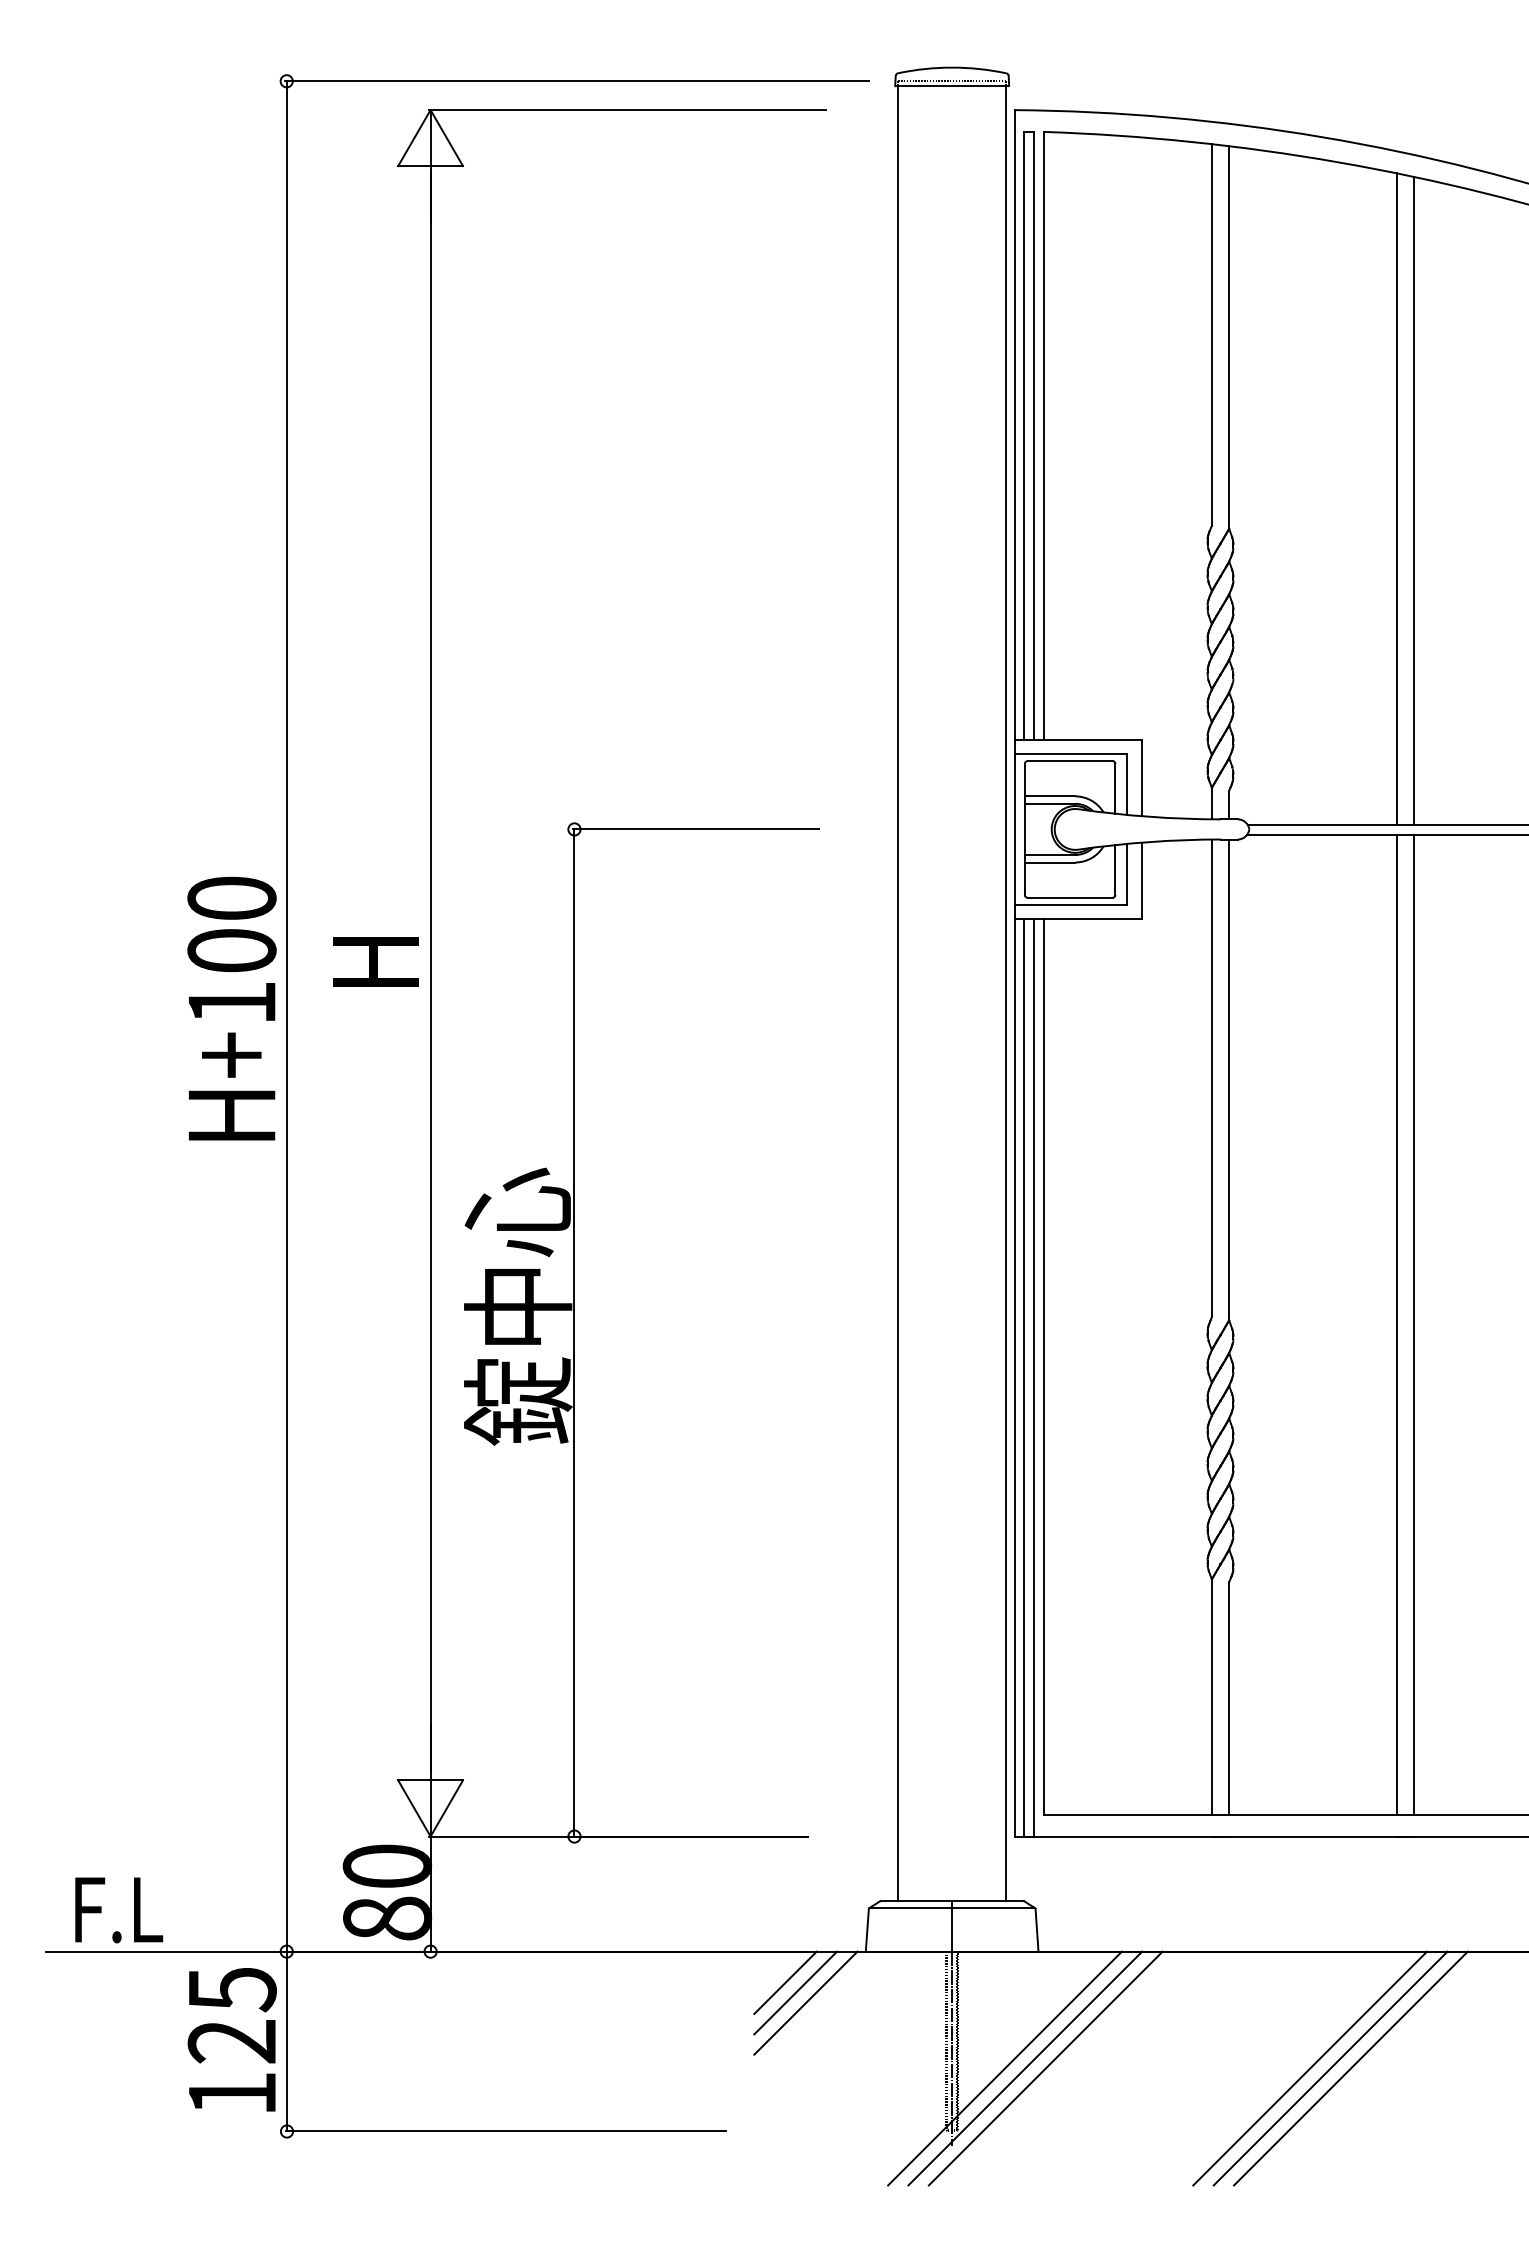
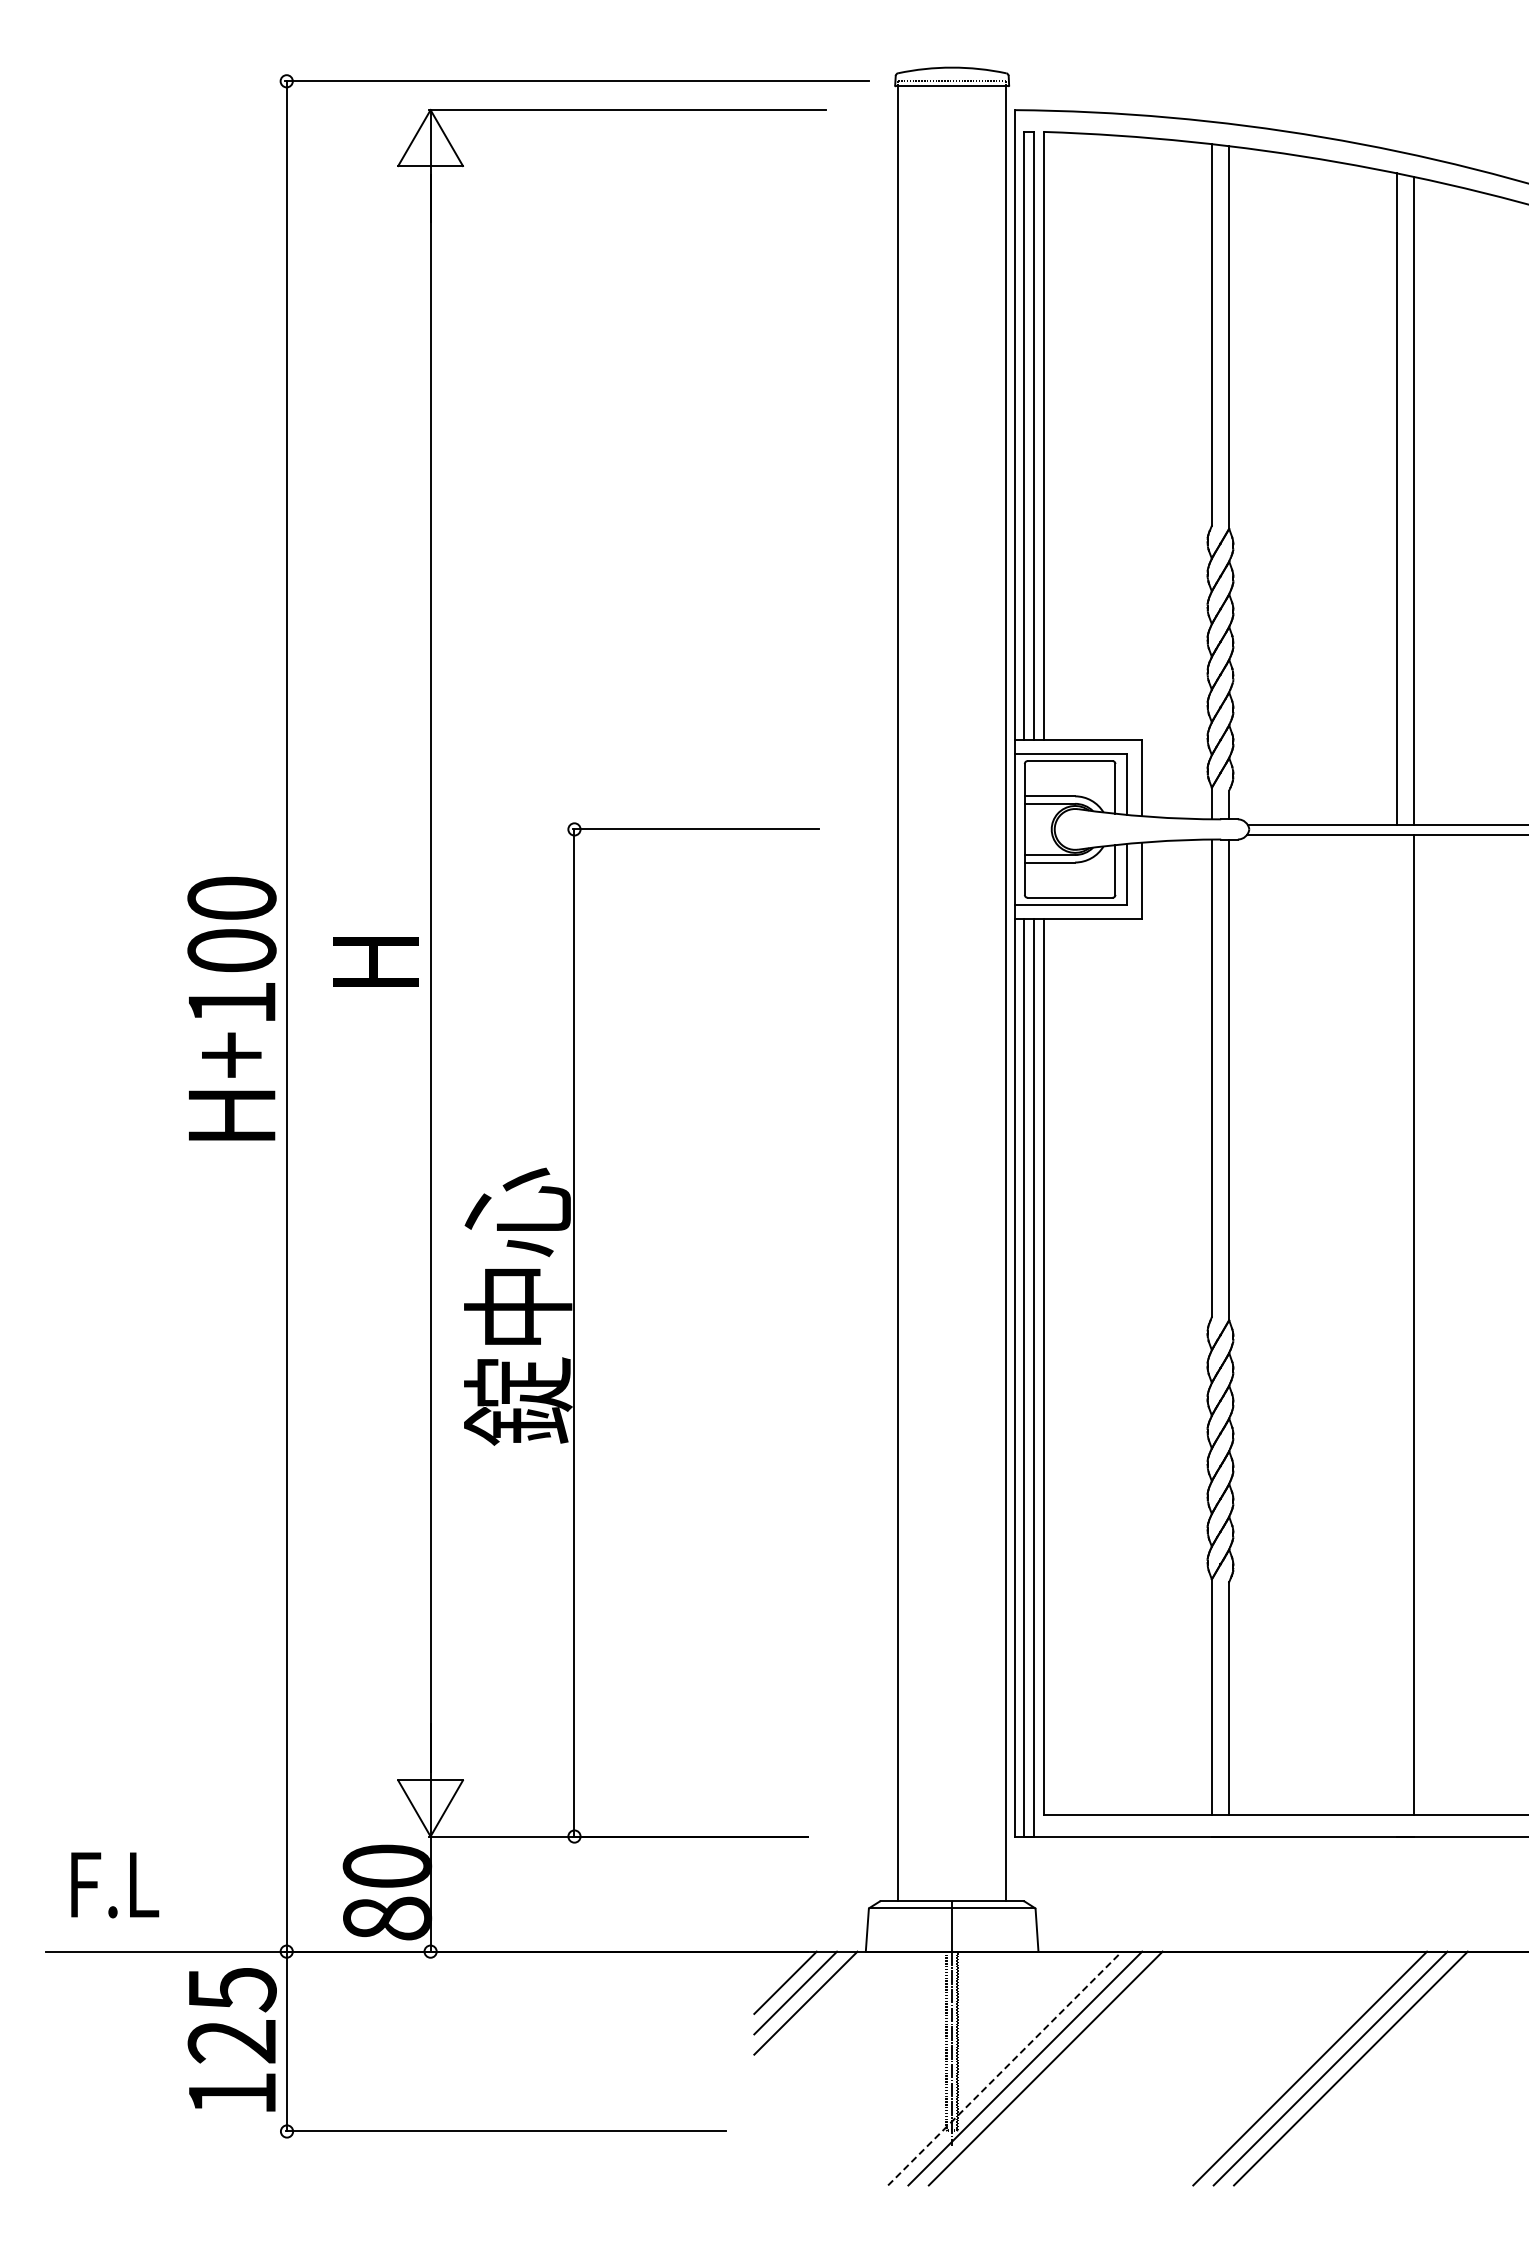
line: present -> none (1396, 1324)
text position: (119, 1910) -> (115, 1885) (115, 1885)
line: solid -> dashed (1005, 2068)
